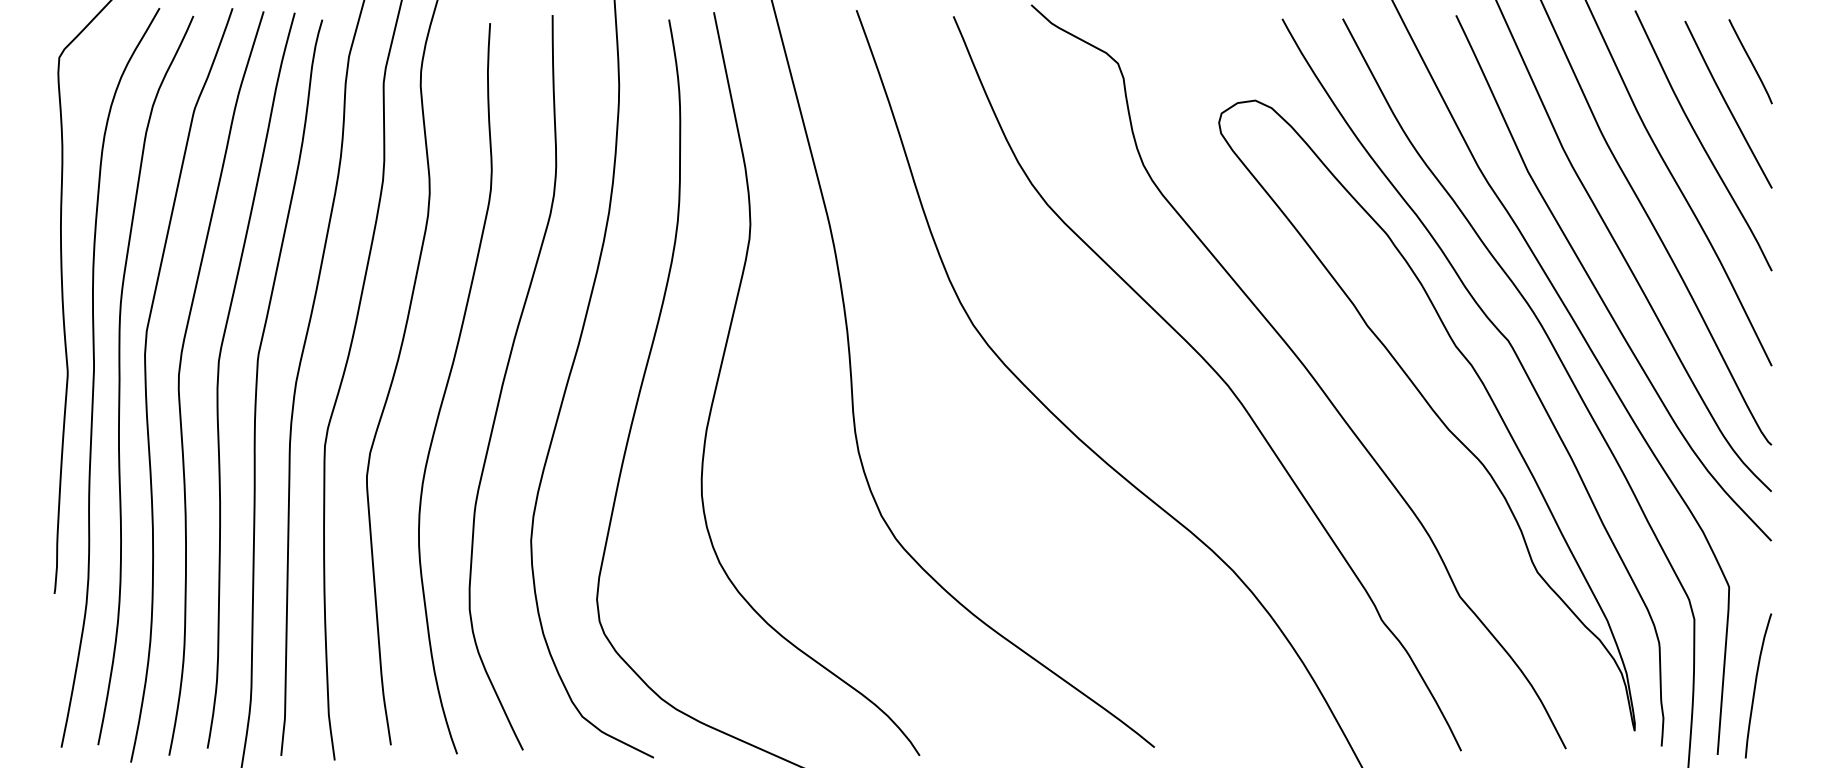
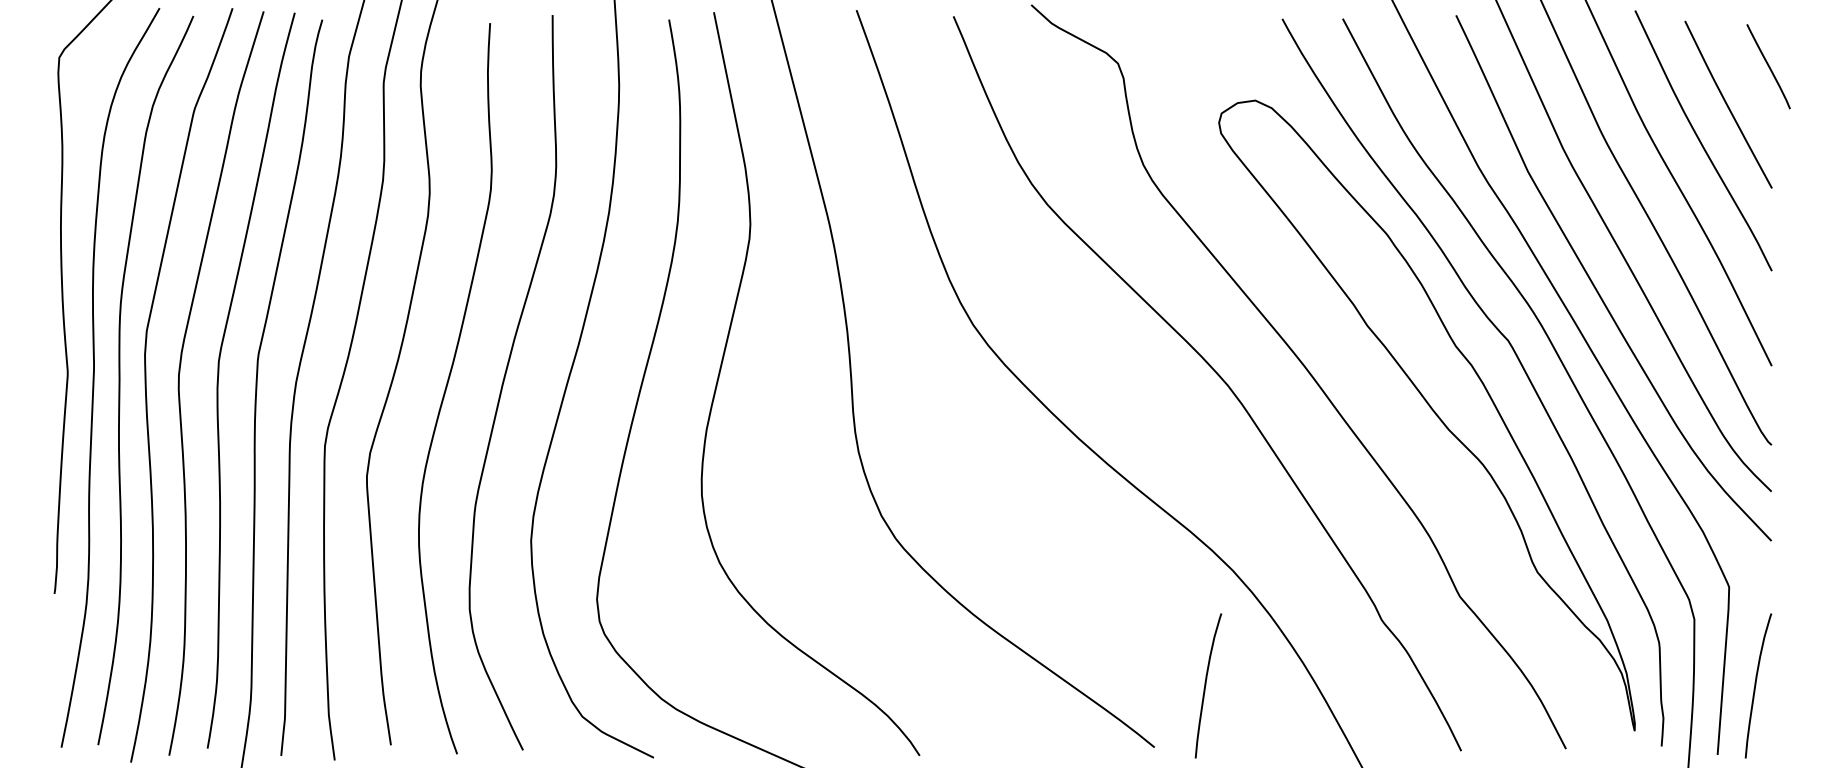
curve position: (1750, 61) -> (1768, 66) (1768, 66)
curve: none -> present (1206, 685)
